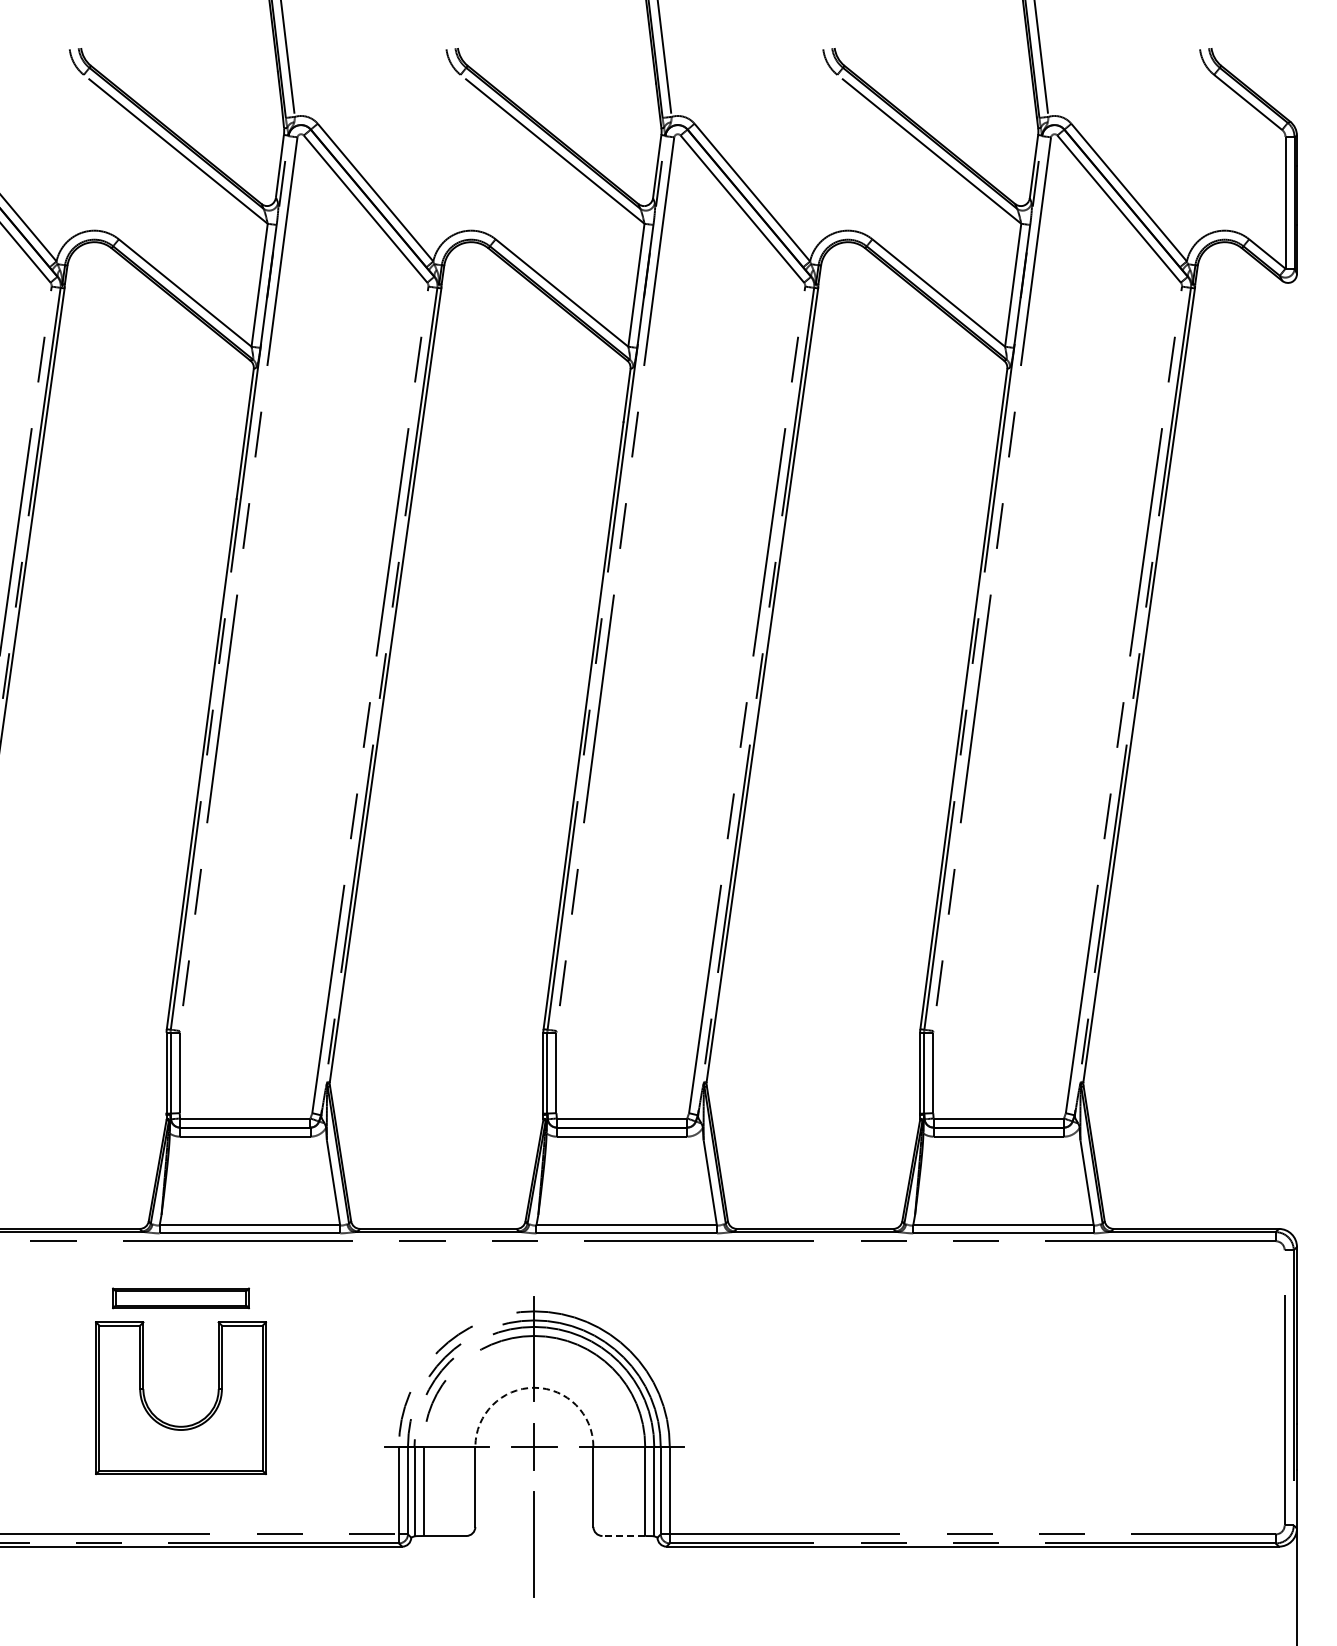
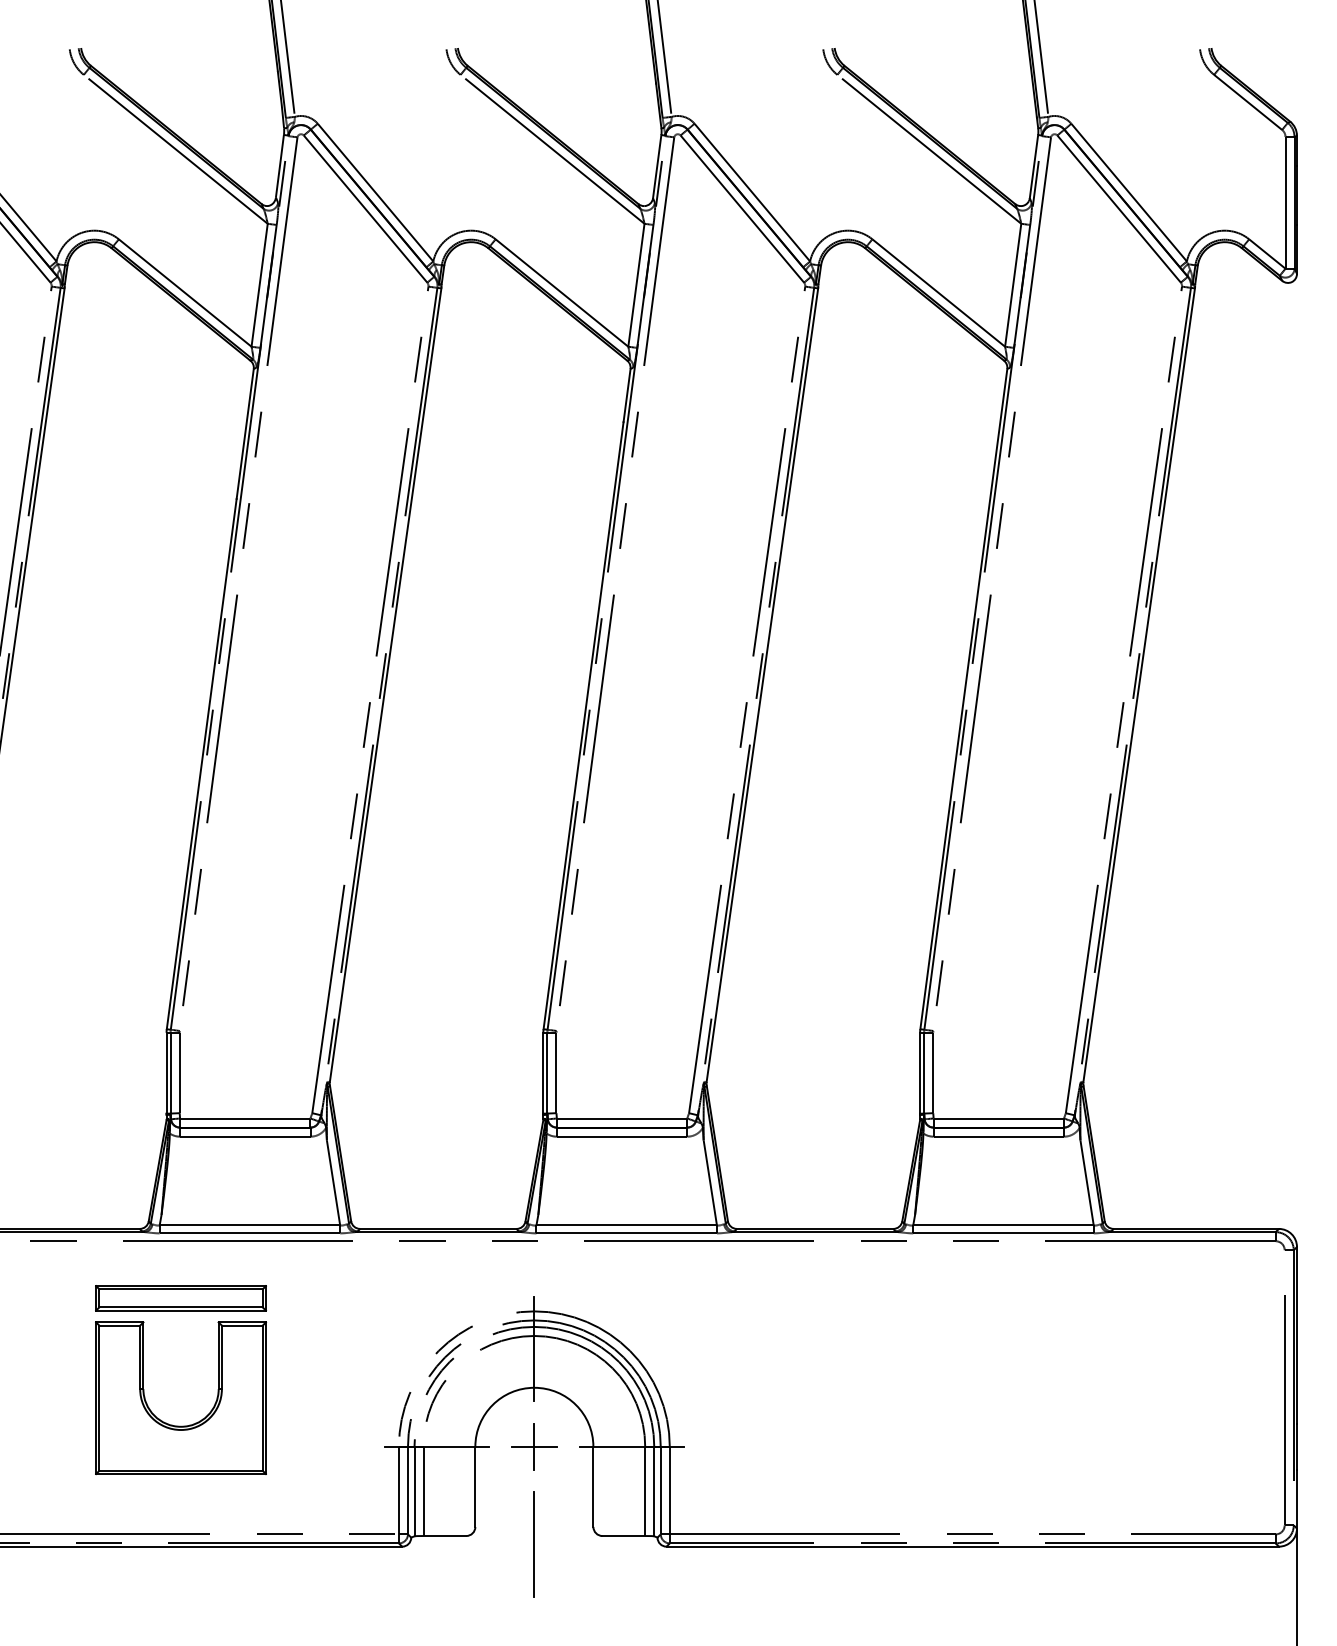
part size: 138x23 px -> 172x27 px (180, 1298)
arc: dashed -> solid (534, 1387)
line: dashed -> solid (623, 1536)
